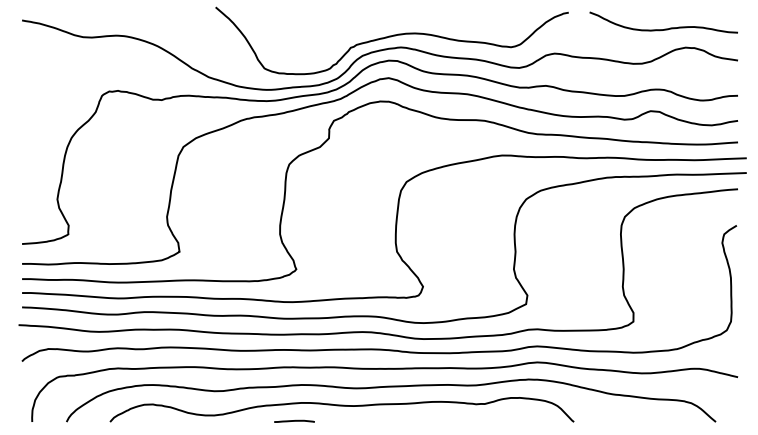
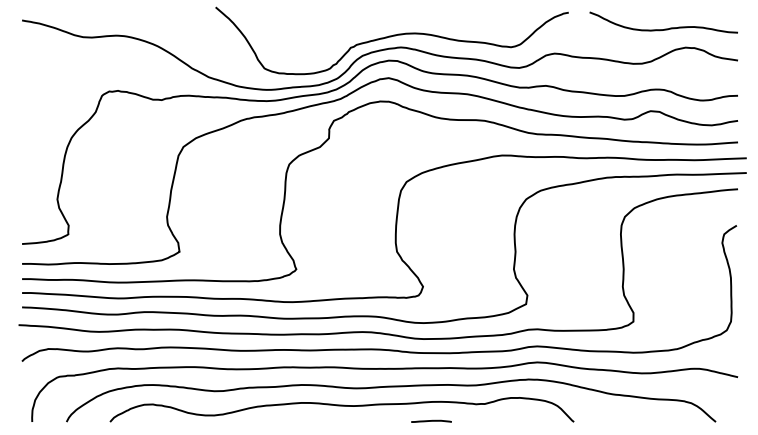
line position: (294, 420) -> (431, 420) (431, 420)
